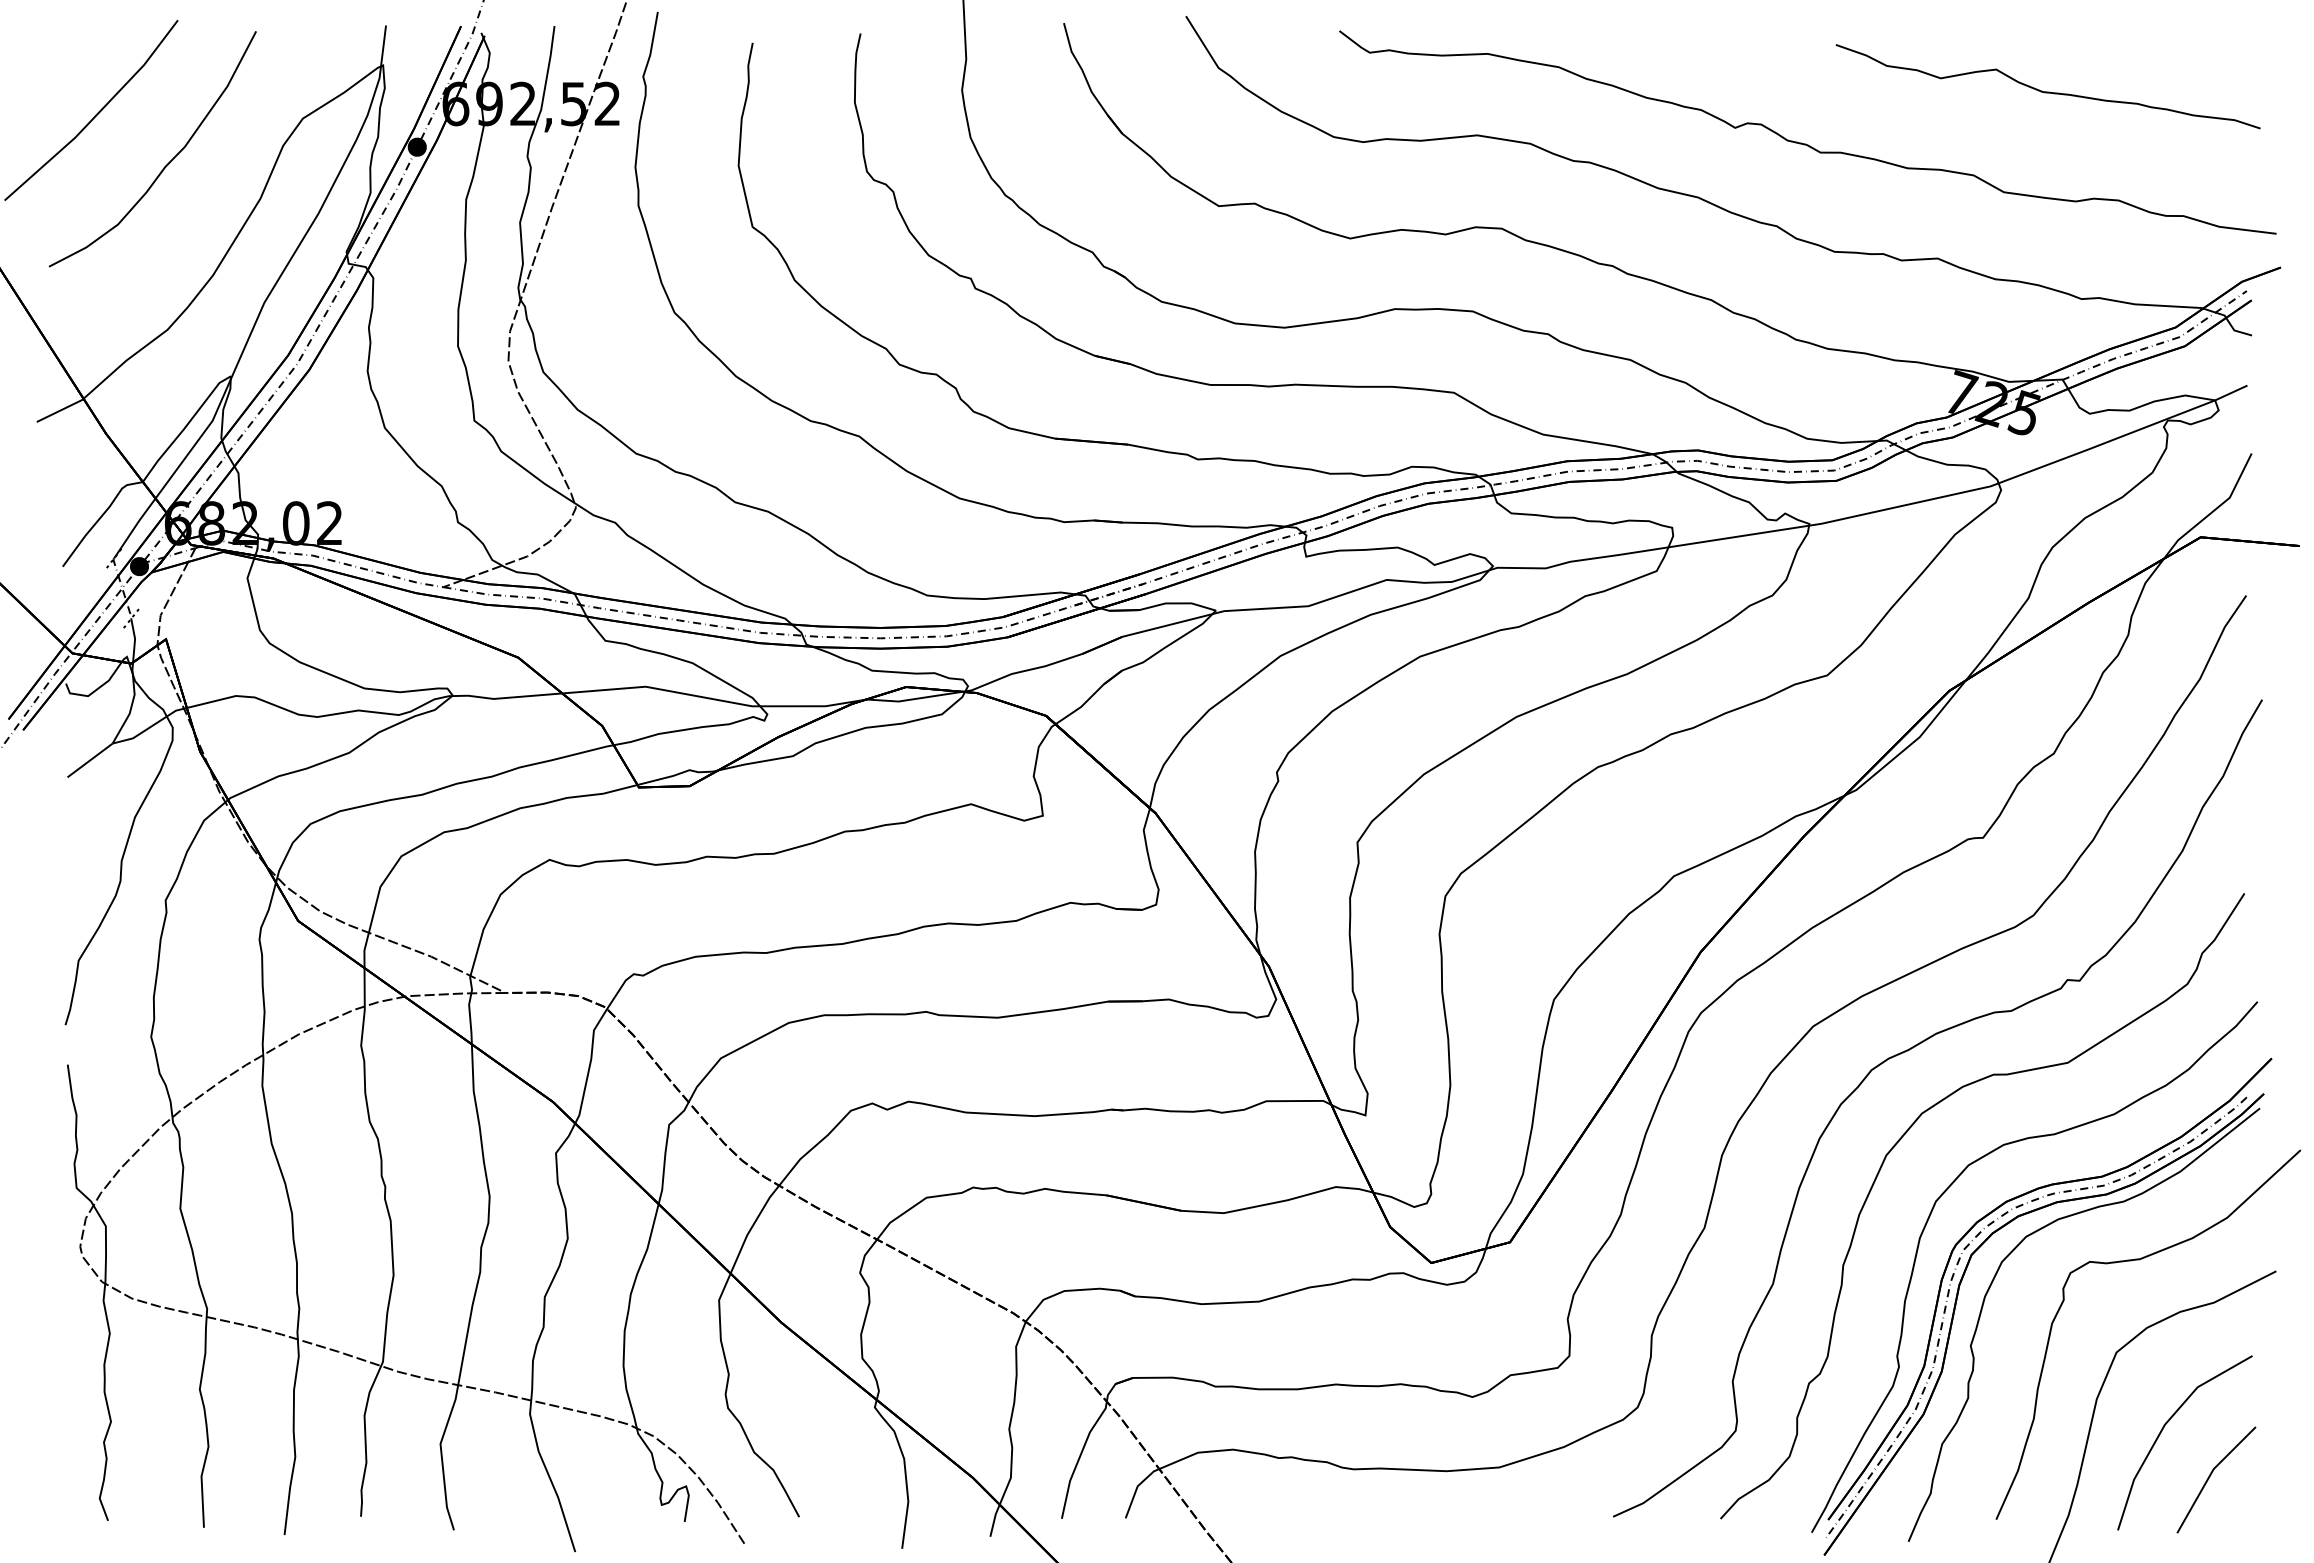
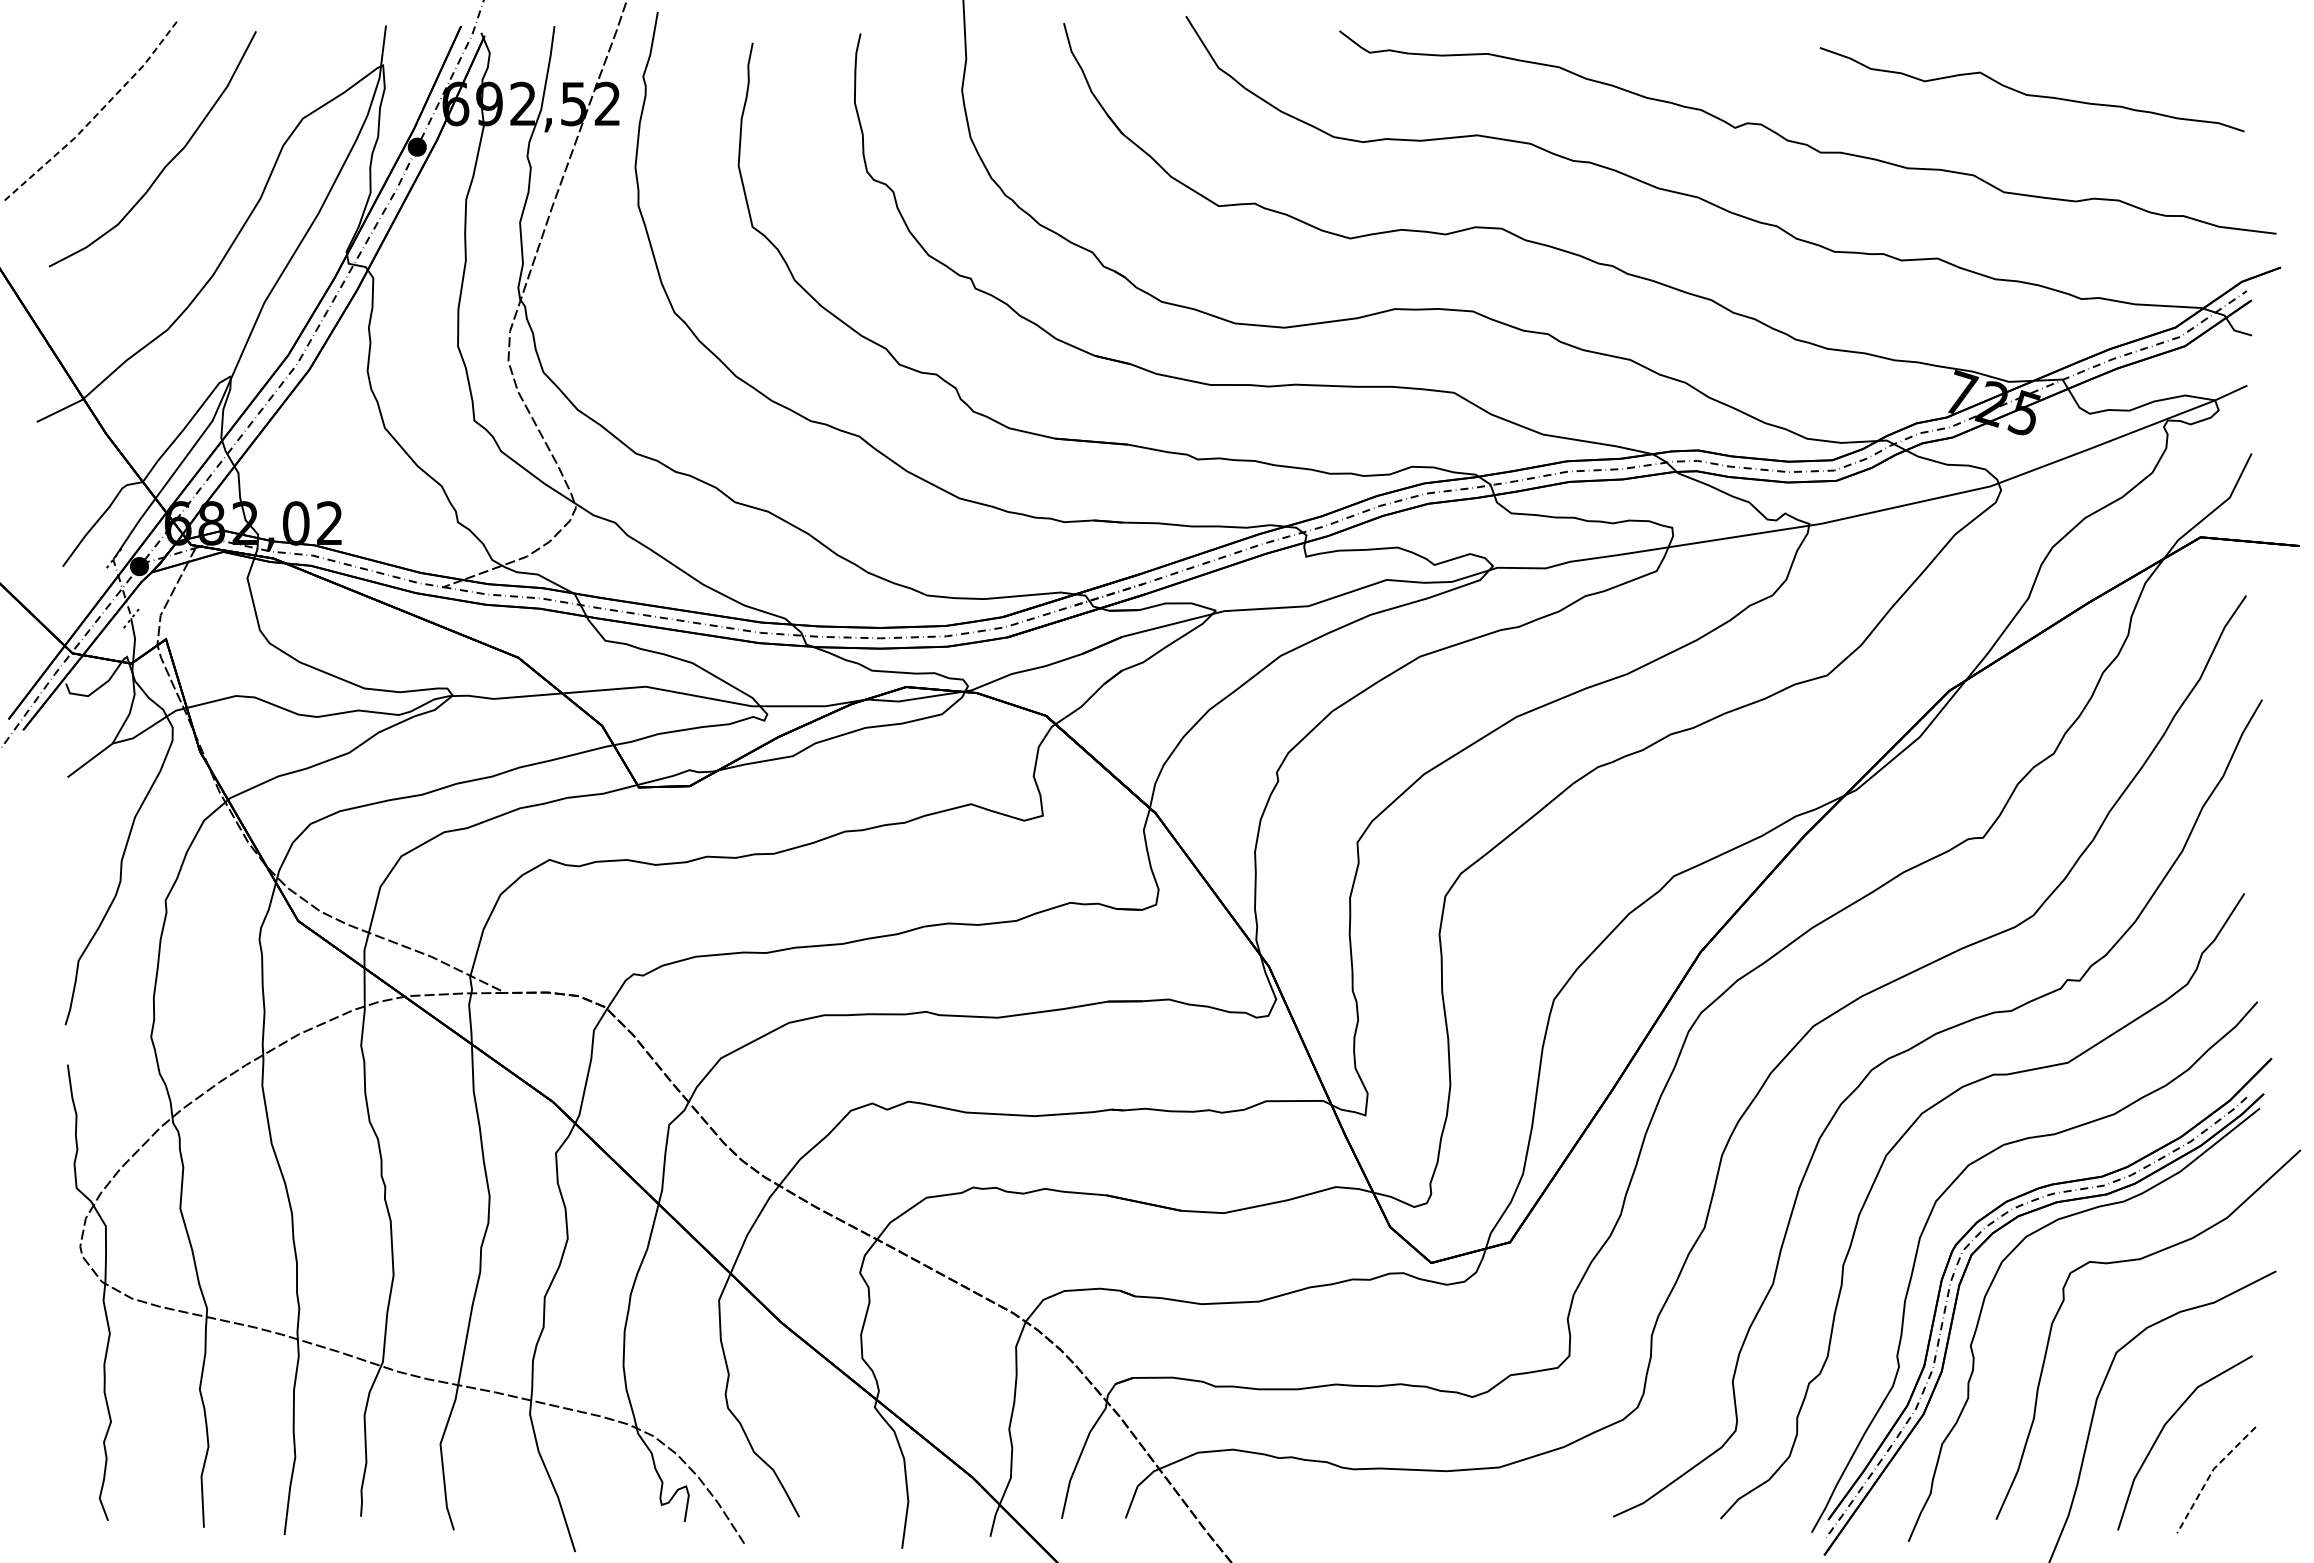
curve position: (2047, 91) -> (2031, 94) (2031, 94)
line: solid -> dashed (97, 114)
line: solid -> dashed (2210, 1475)
